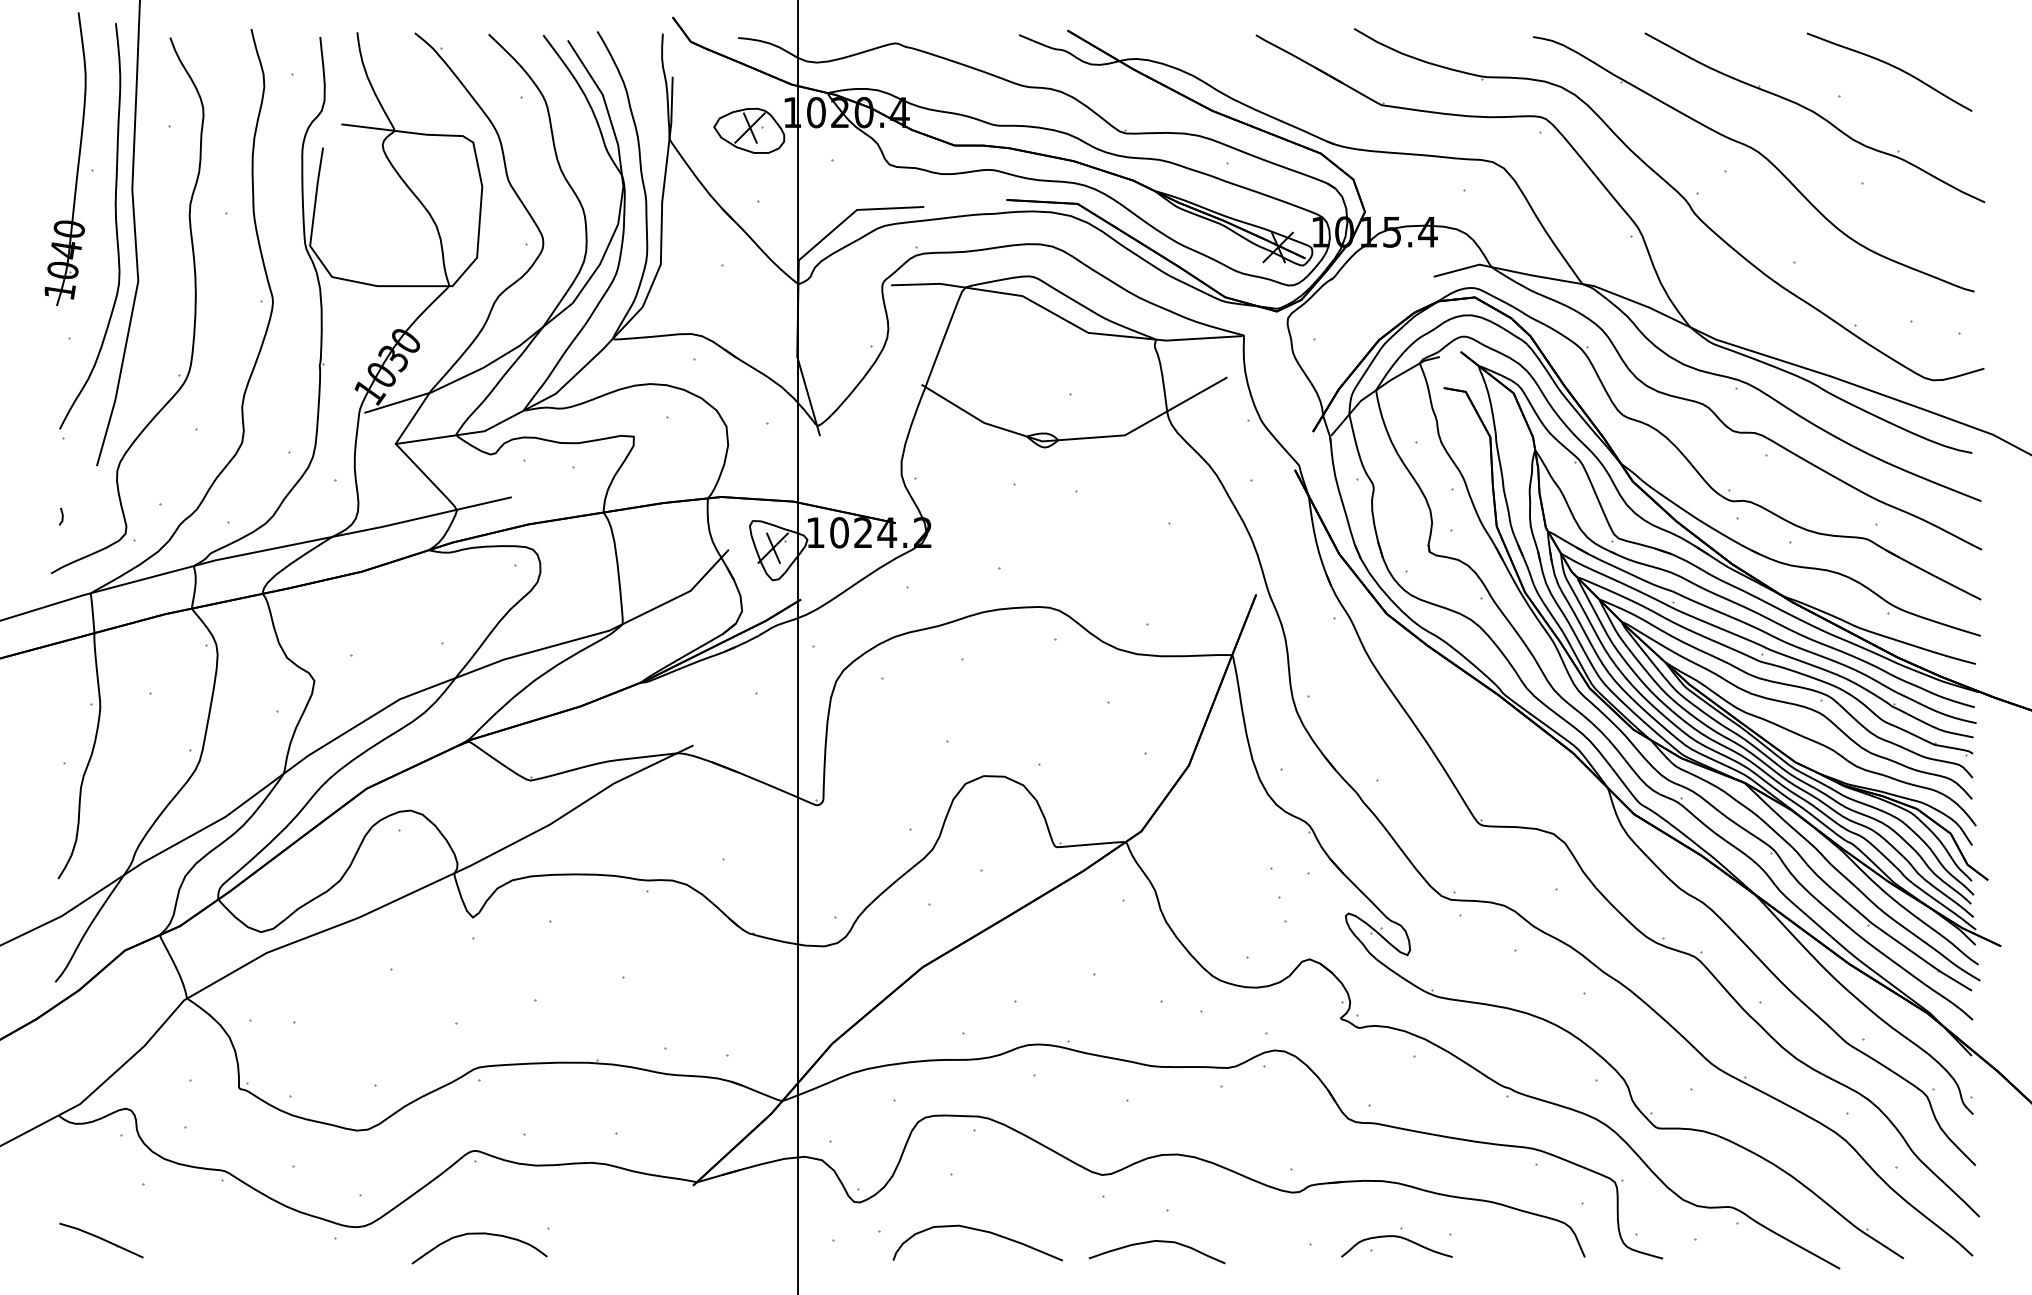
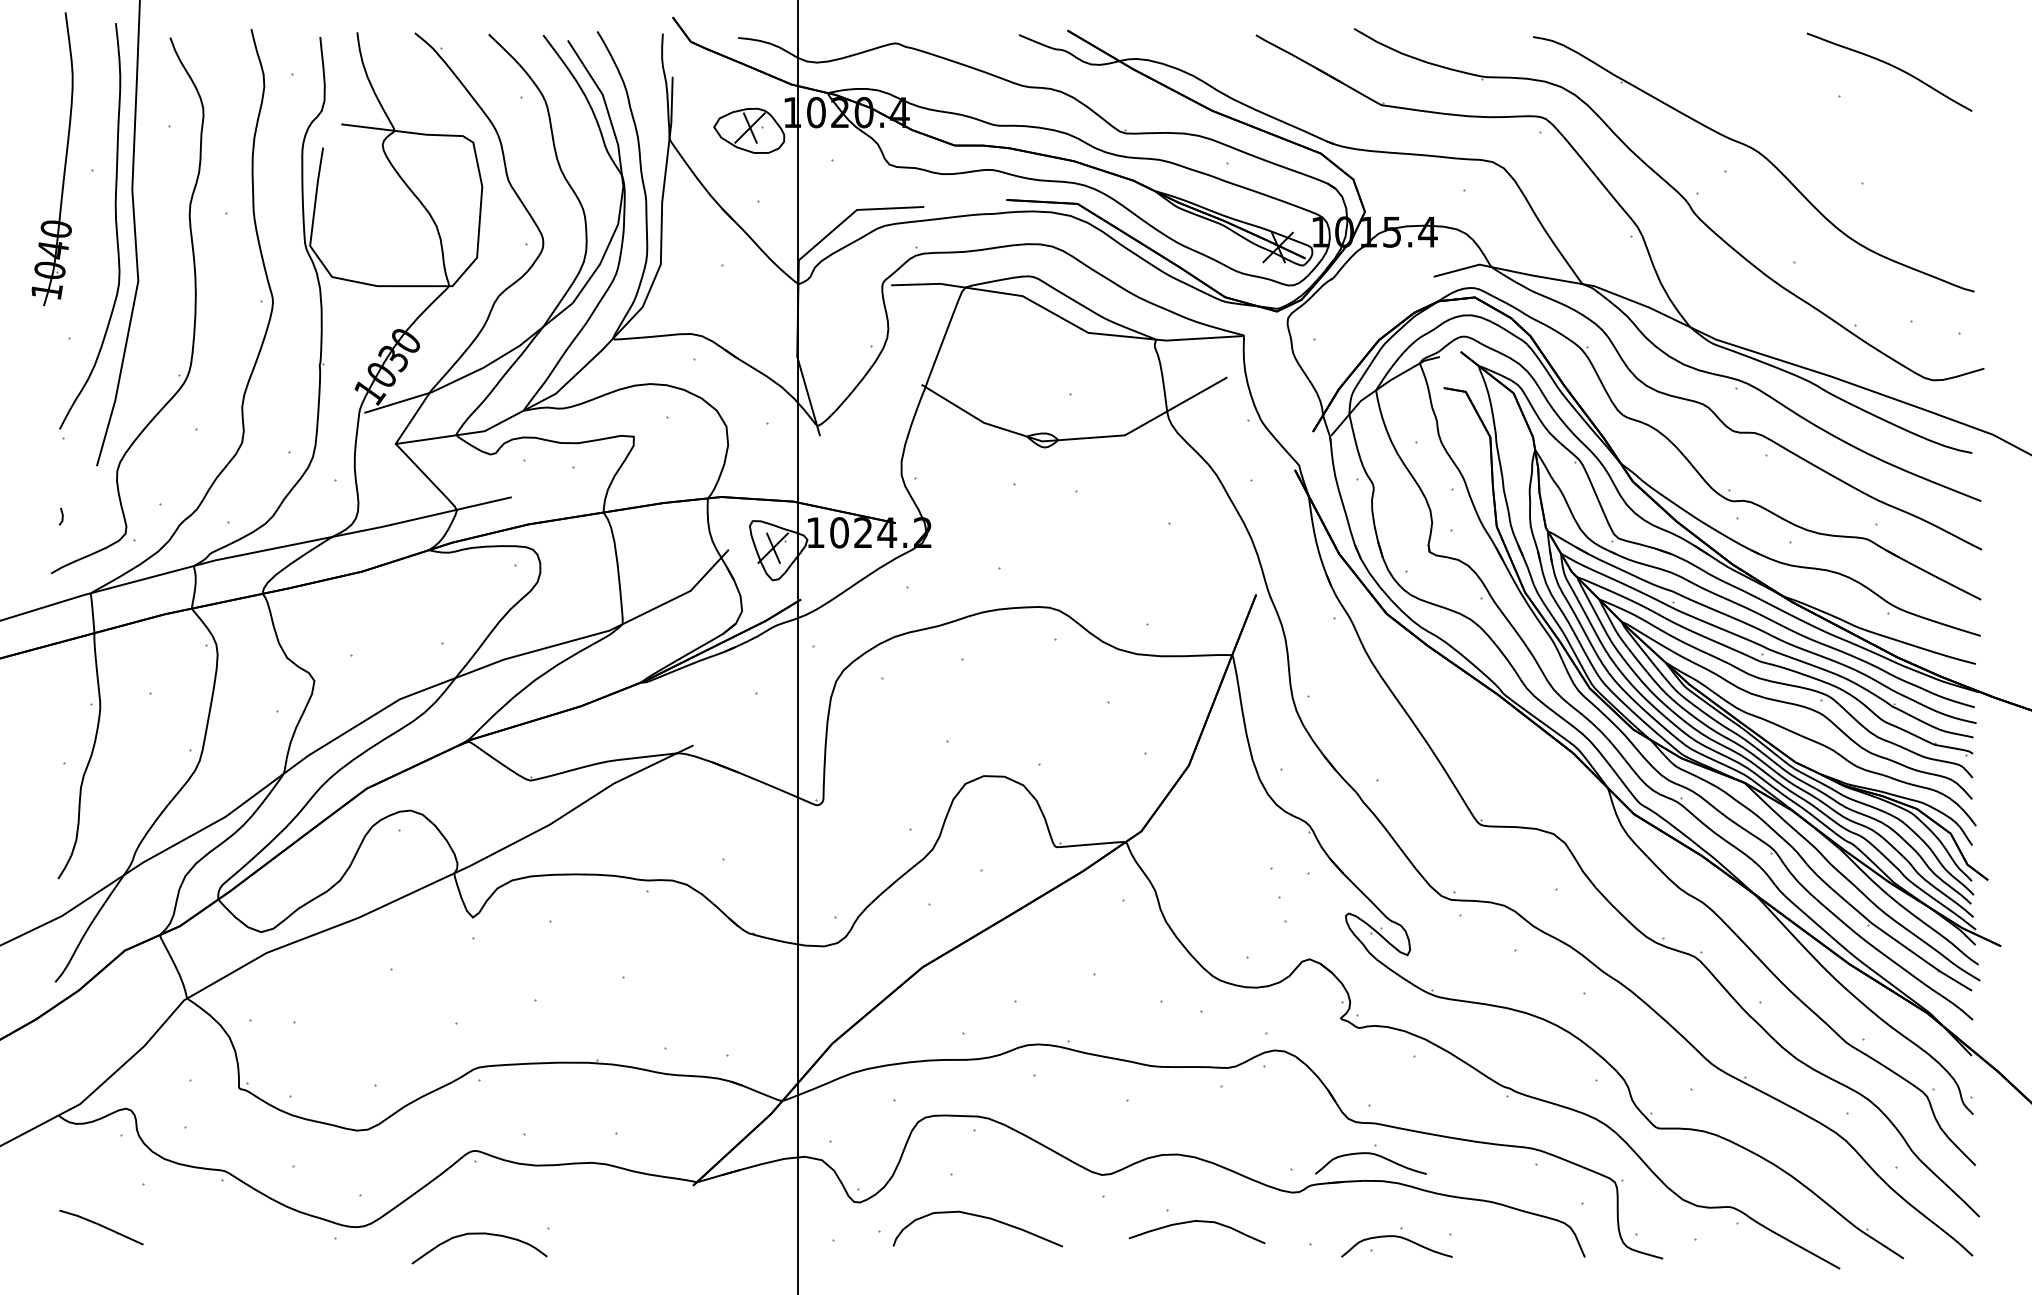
part: present -> none (1814, 117)
part position: (77, 161) -> (64, 161) (64, 161)
part: none -> present (1370, 1159)
curve position: (980, 1231) -> (980, 1217) (980, 1217)
part position: (101, 1240) -> (101, 1227) (101, 1227)
curve position: (1153, 1242) -> (1193, 1222) (1193, 1222)
